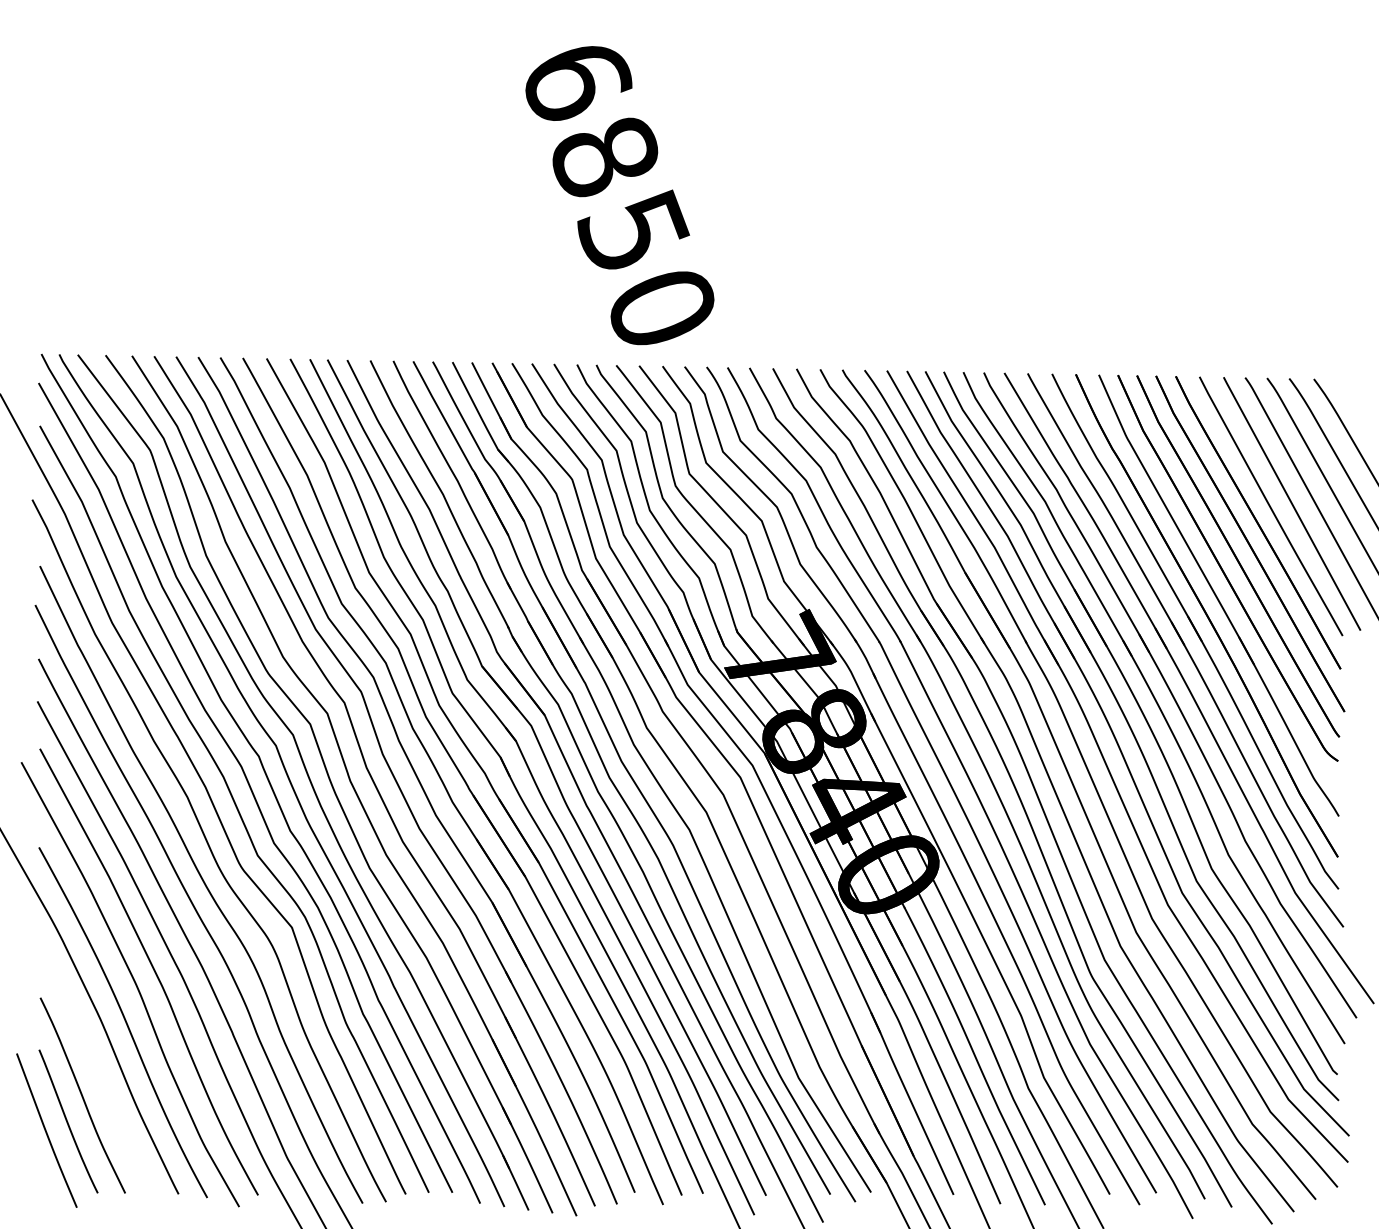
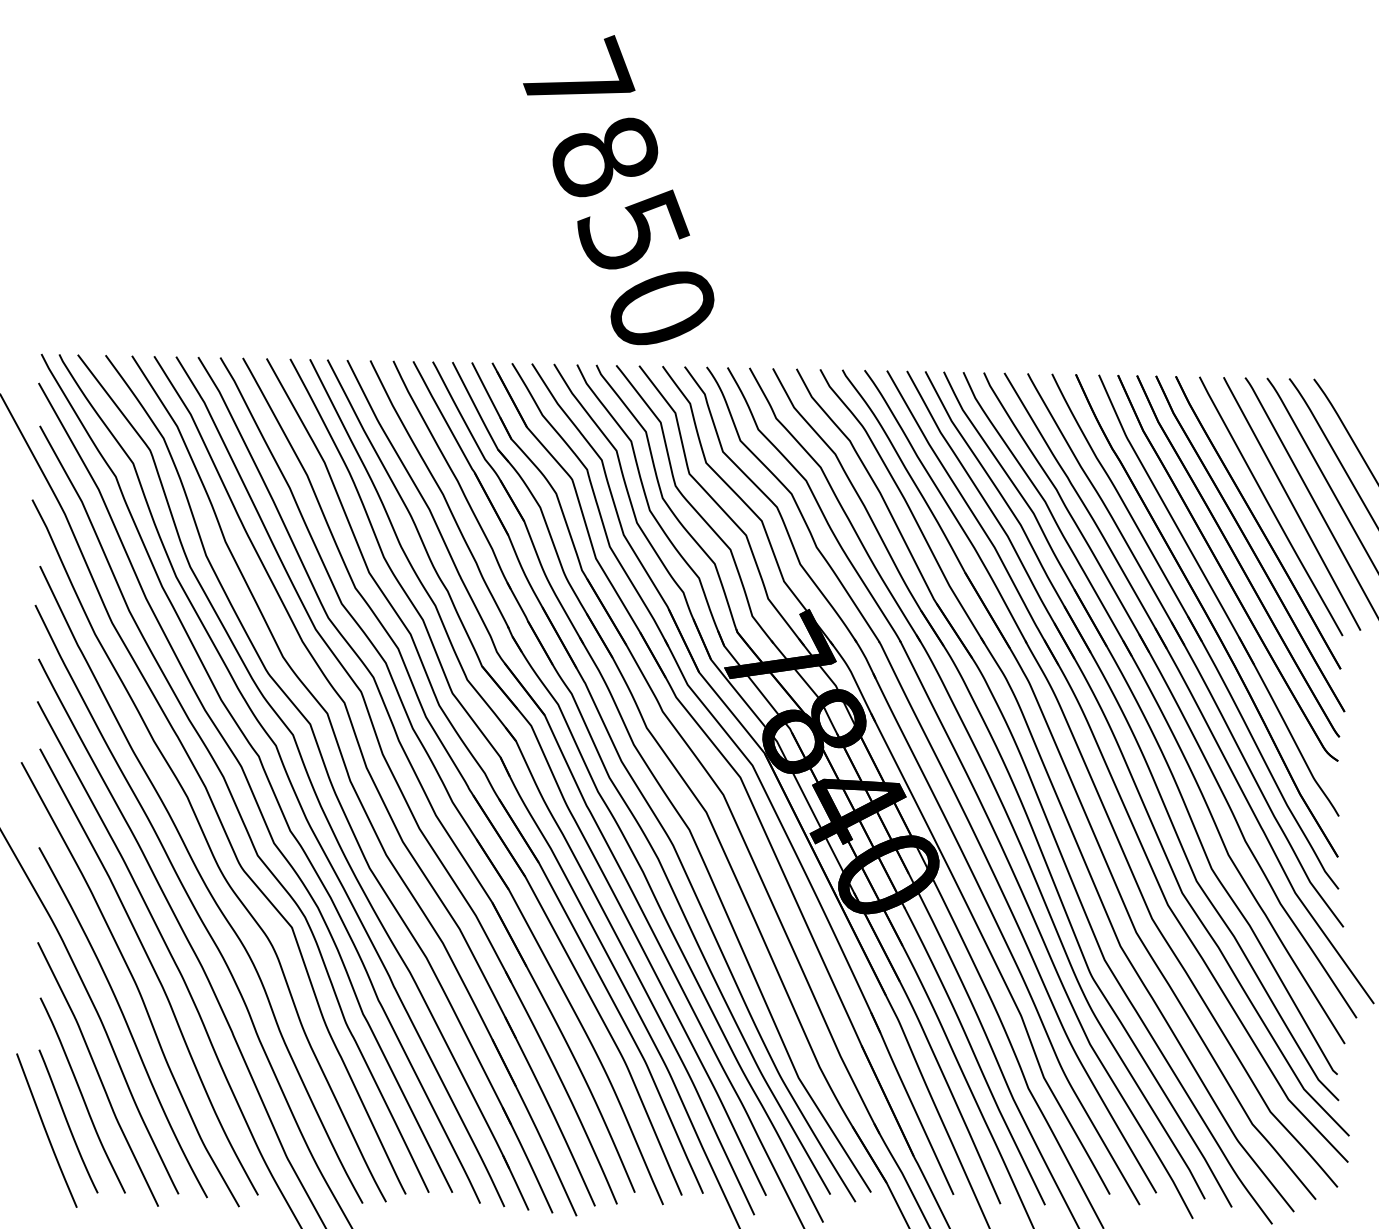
text: 6850 -> 7850 (579, 77)
curve: none -> present (97, 1074)
